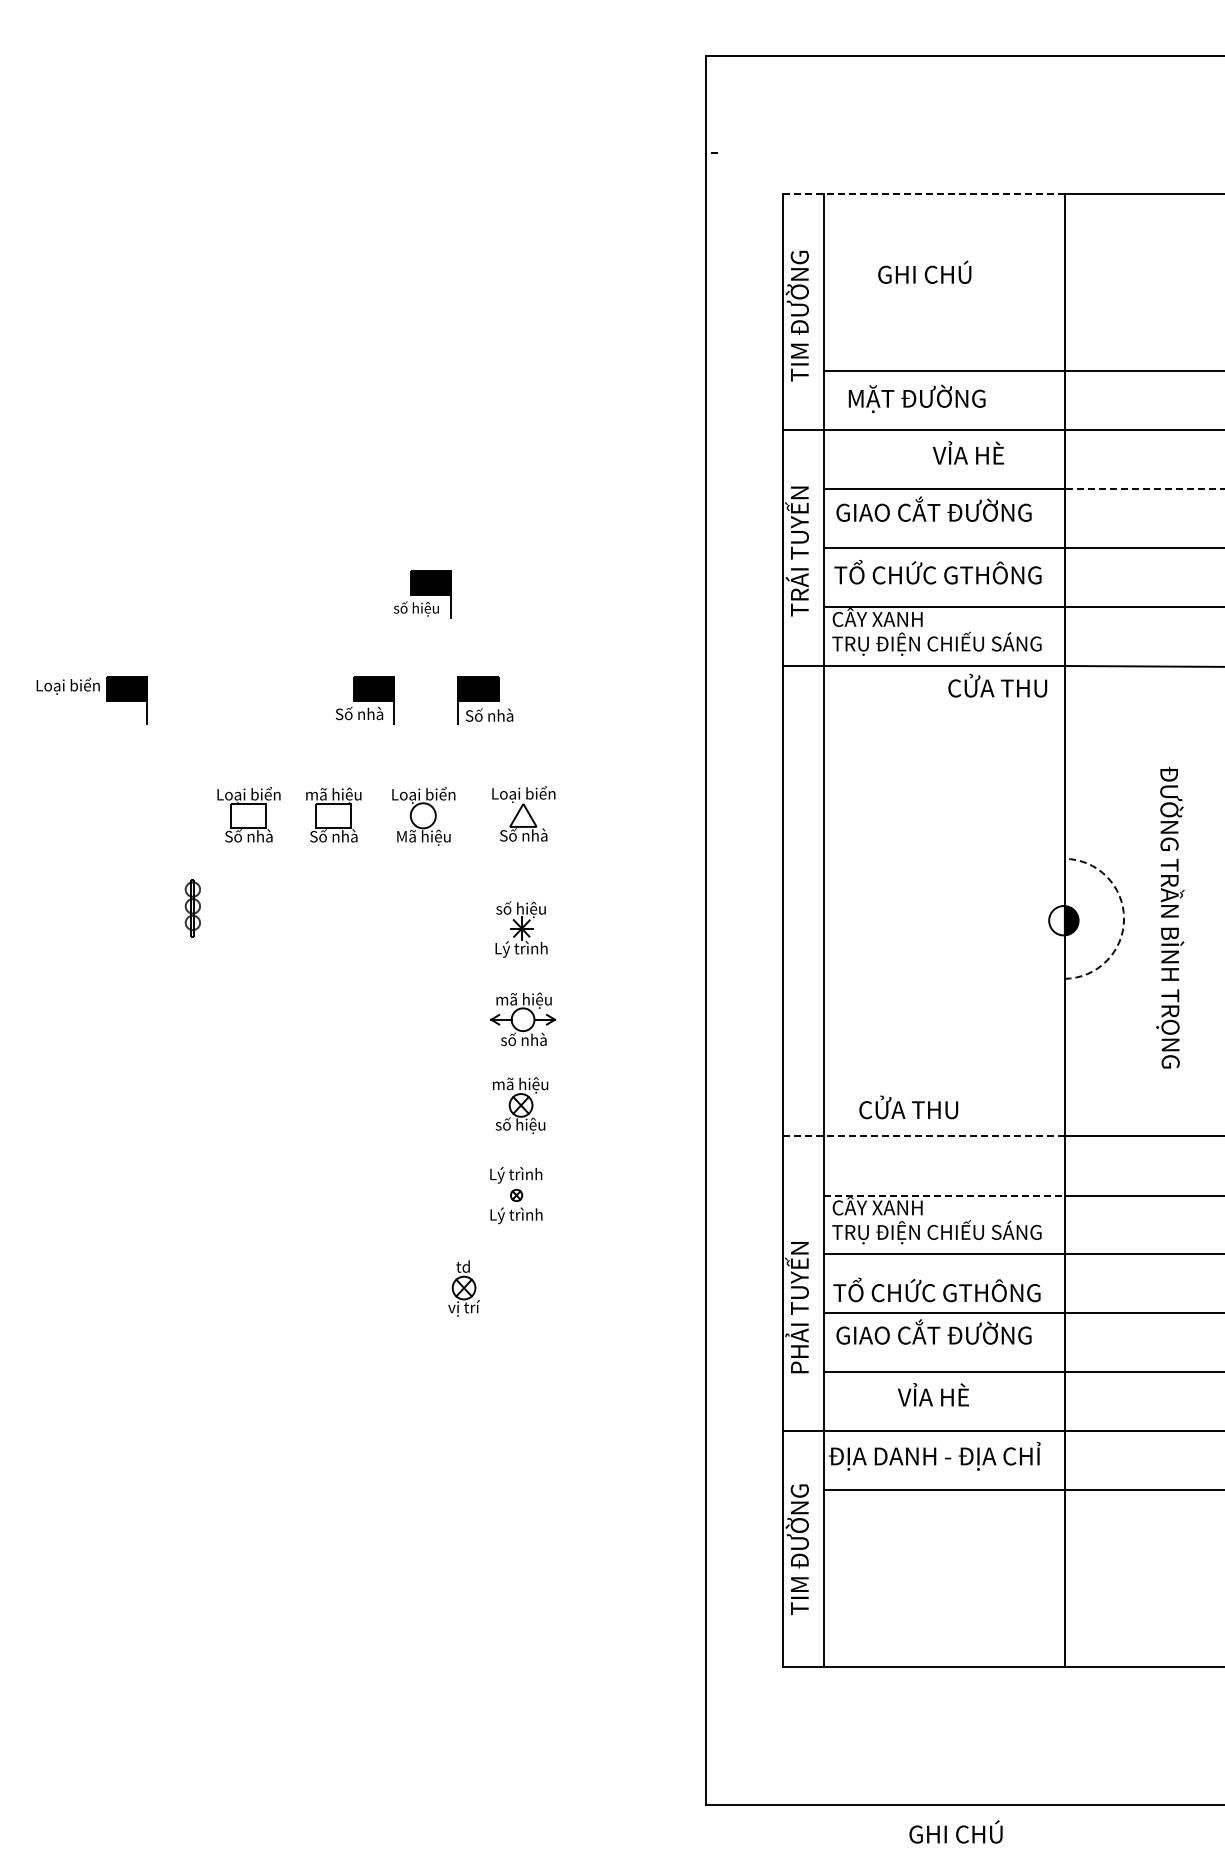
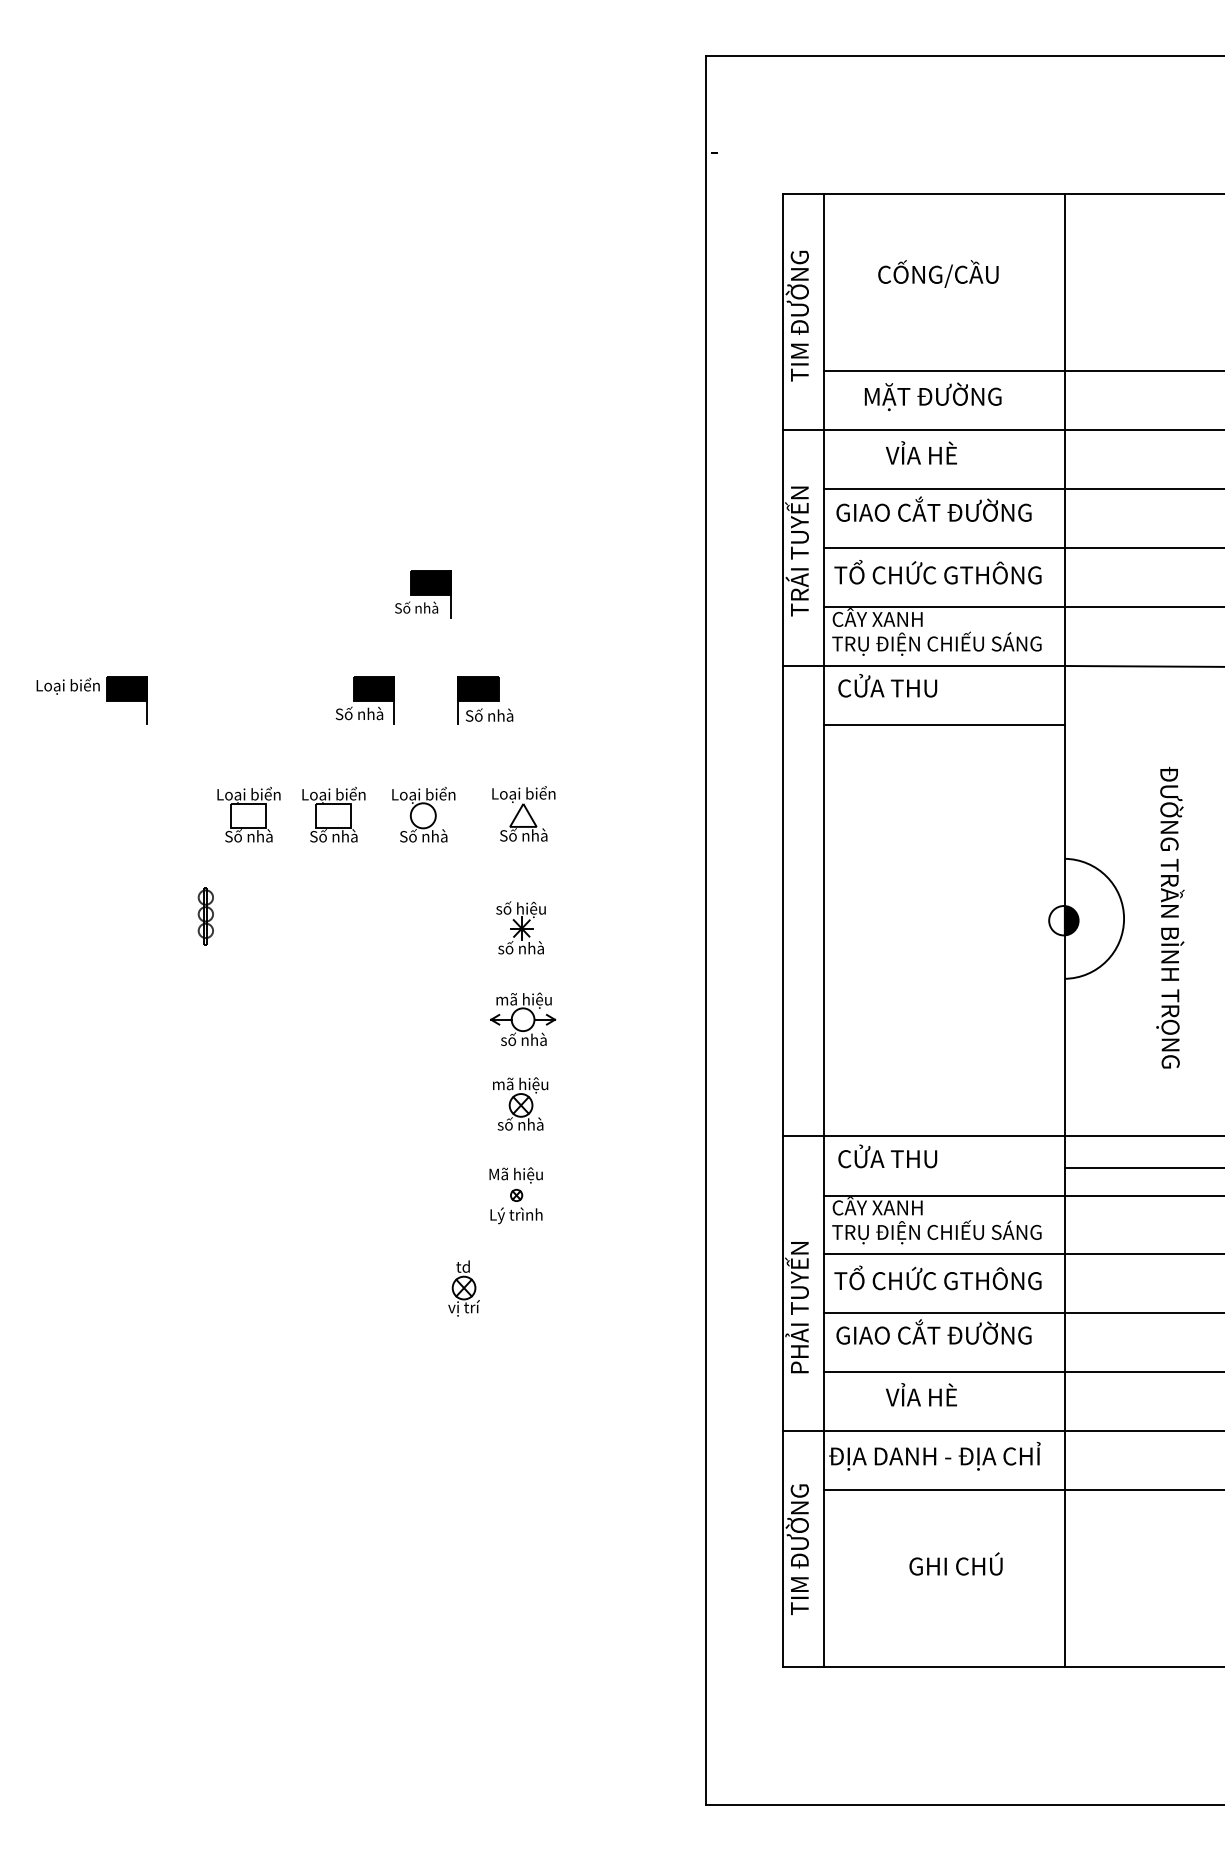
line: dashed -> solid (923, 194)
text: GHI CHÚ -> CỐNG/CẦU (941, 273)
text position: (916, 398) -> (932, 396) (932, 396)
text position: (968, 452) -> (921, 452) (921, 452)
line: dashed -> solid (1144, 489)
text: số hiệu -> Số nhà (416, 608)
text position: (997, 685) -> (887, 685) (887, 685)
line: none -> present (944, 724)
text: mã hiệu -> Loại biển (333, 794)
text: Mã hiệu -> Số nhà (423, 837)
part position: (192, 908) -> (205, 916) (205, 916)
arc: dashed -> solid (1124, 918)
text: Lý trình -> số nhà (521, 949)
text position: (908, 1107) -> (887, 1156) (887, 1156)
text: số hiệu -> số nhà (520, 1125)
line: dashed -> solid (923, 1135)
line: none -> present (1142, 1167)
text: Lý trình -> Mã hiệu (515, 1174)
line: dashed -> solid (944, 1195)
text position: (936, 1289) -> (937, 1277) (937, 1277)
text position: (933, 1394) -> (921, 1394) (921, 1394)
text position: (955, 1831) -> (955, 1563) (955, 1563)
